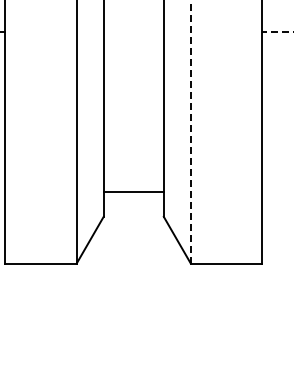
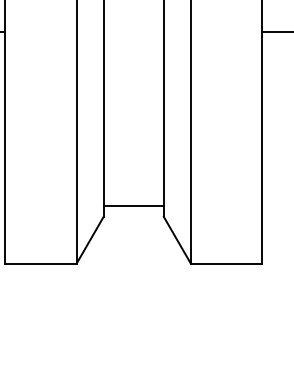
line: dashed -> solid (277, 32)
line: dashed -> solid (190, 131)
line position: (133, 191) -> (133, 205) (133, 205)
